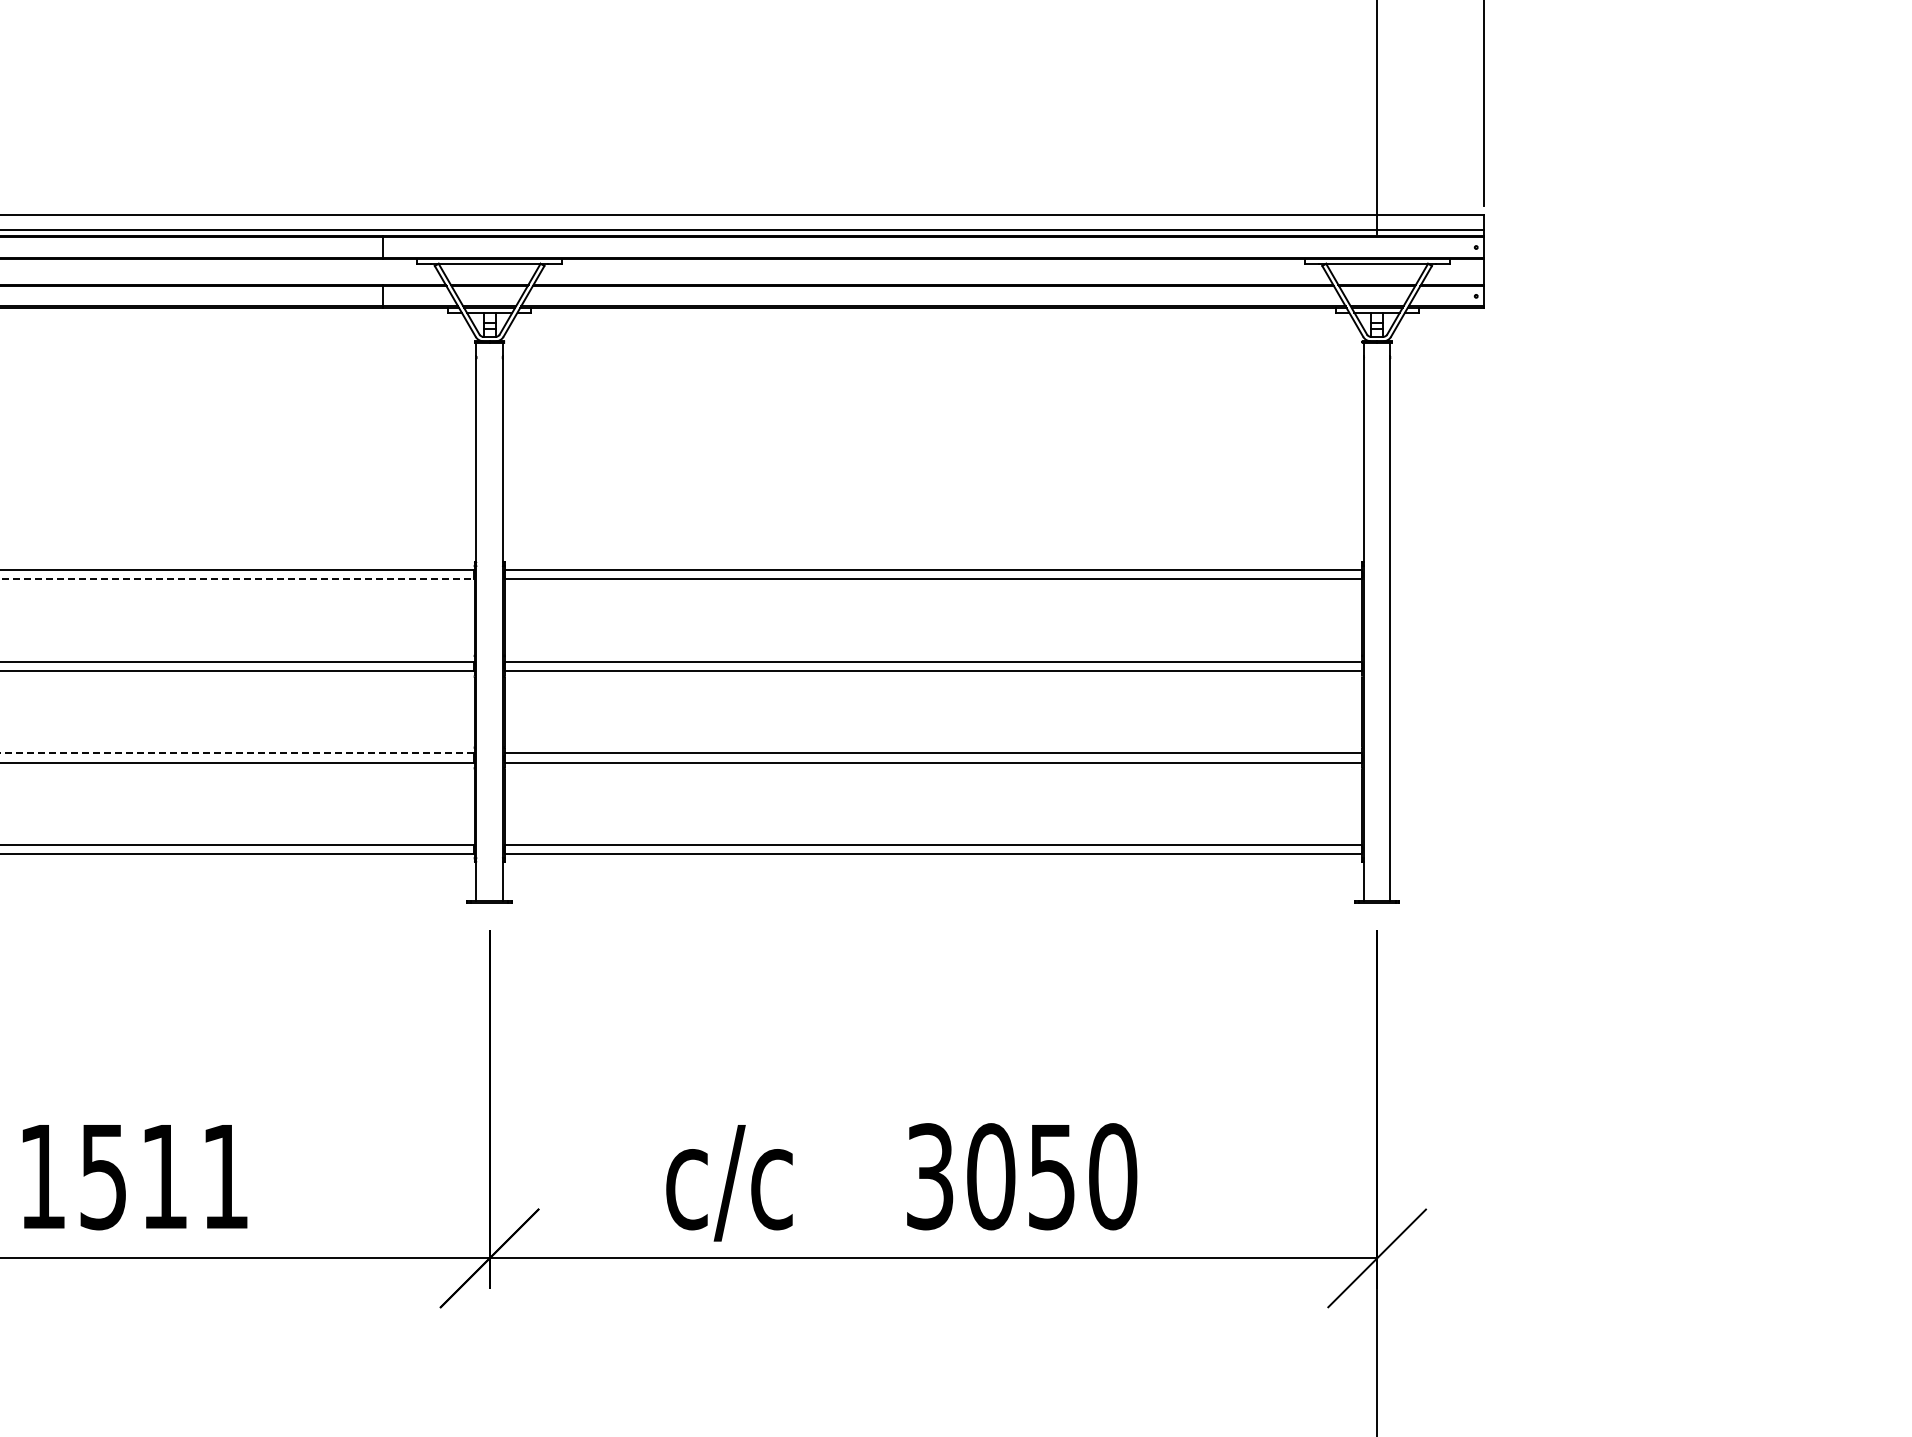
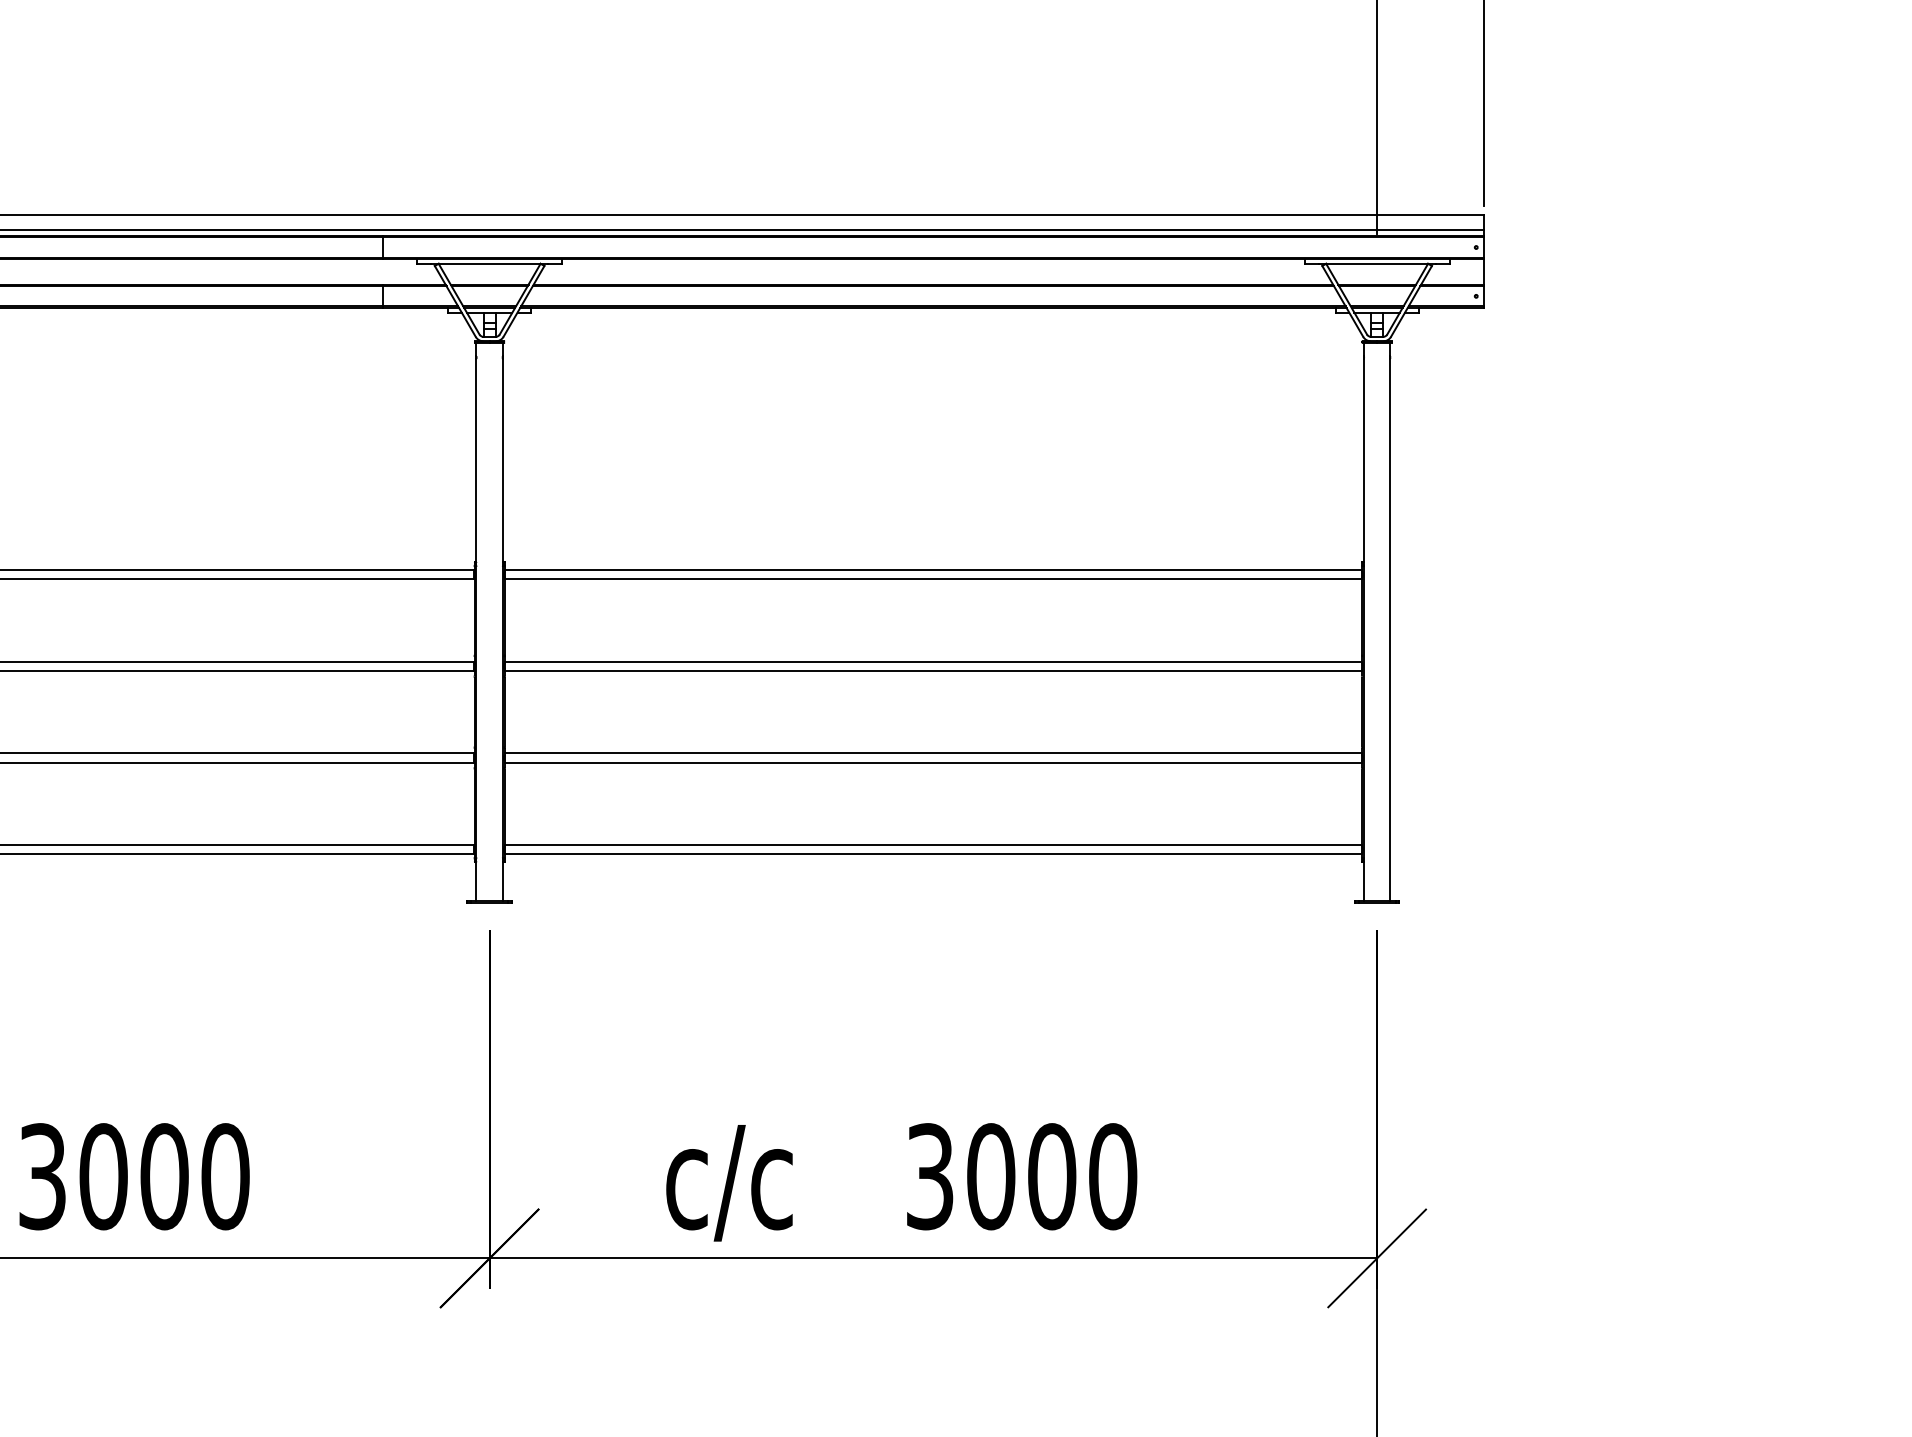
line: dashed -> solid (237, 579)
line: dashed -> solid (237, 753)
text: 1511 -> 3000 (134, 1176)
text: 3050 -> 3000 (1052, 1176)
